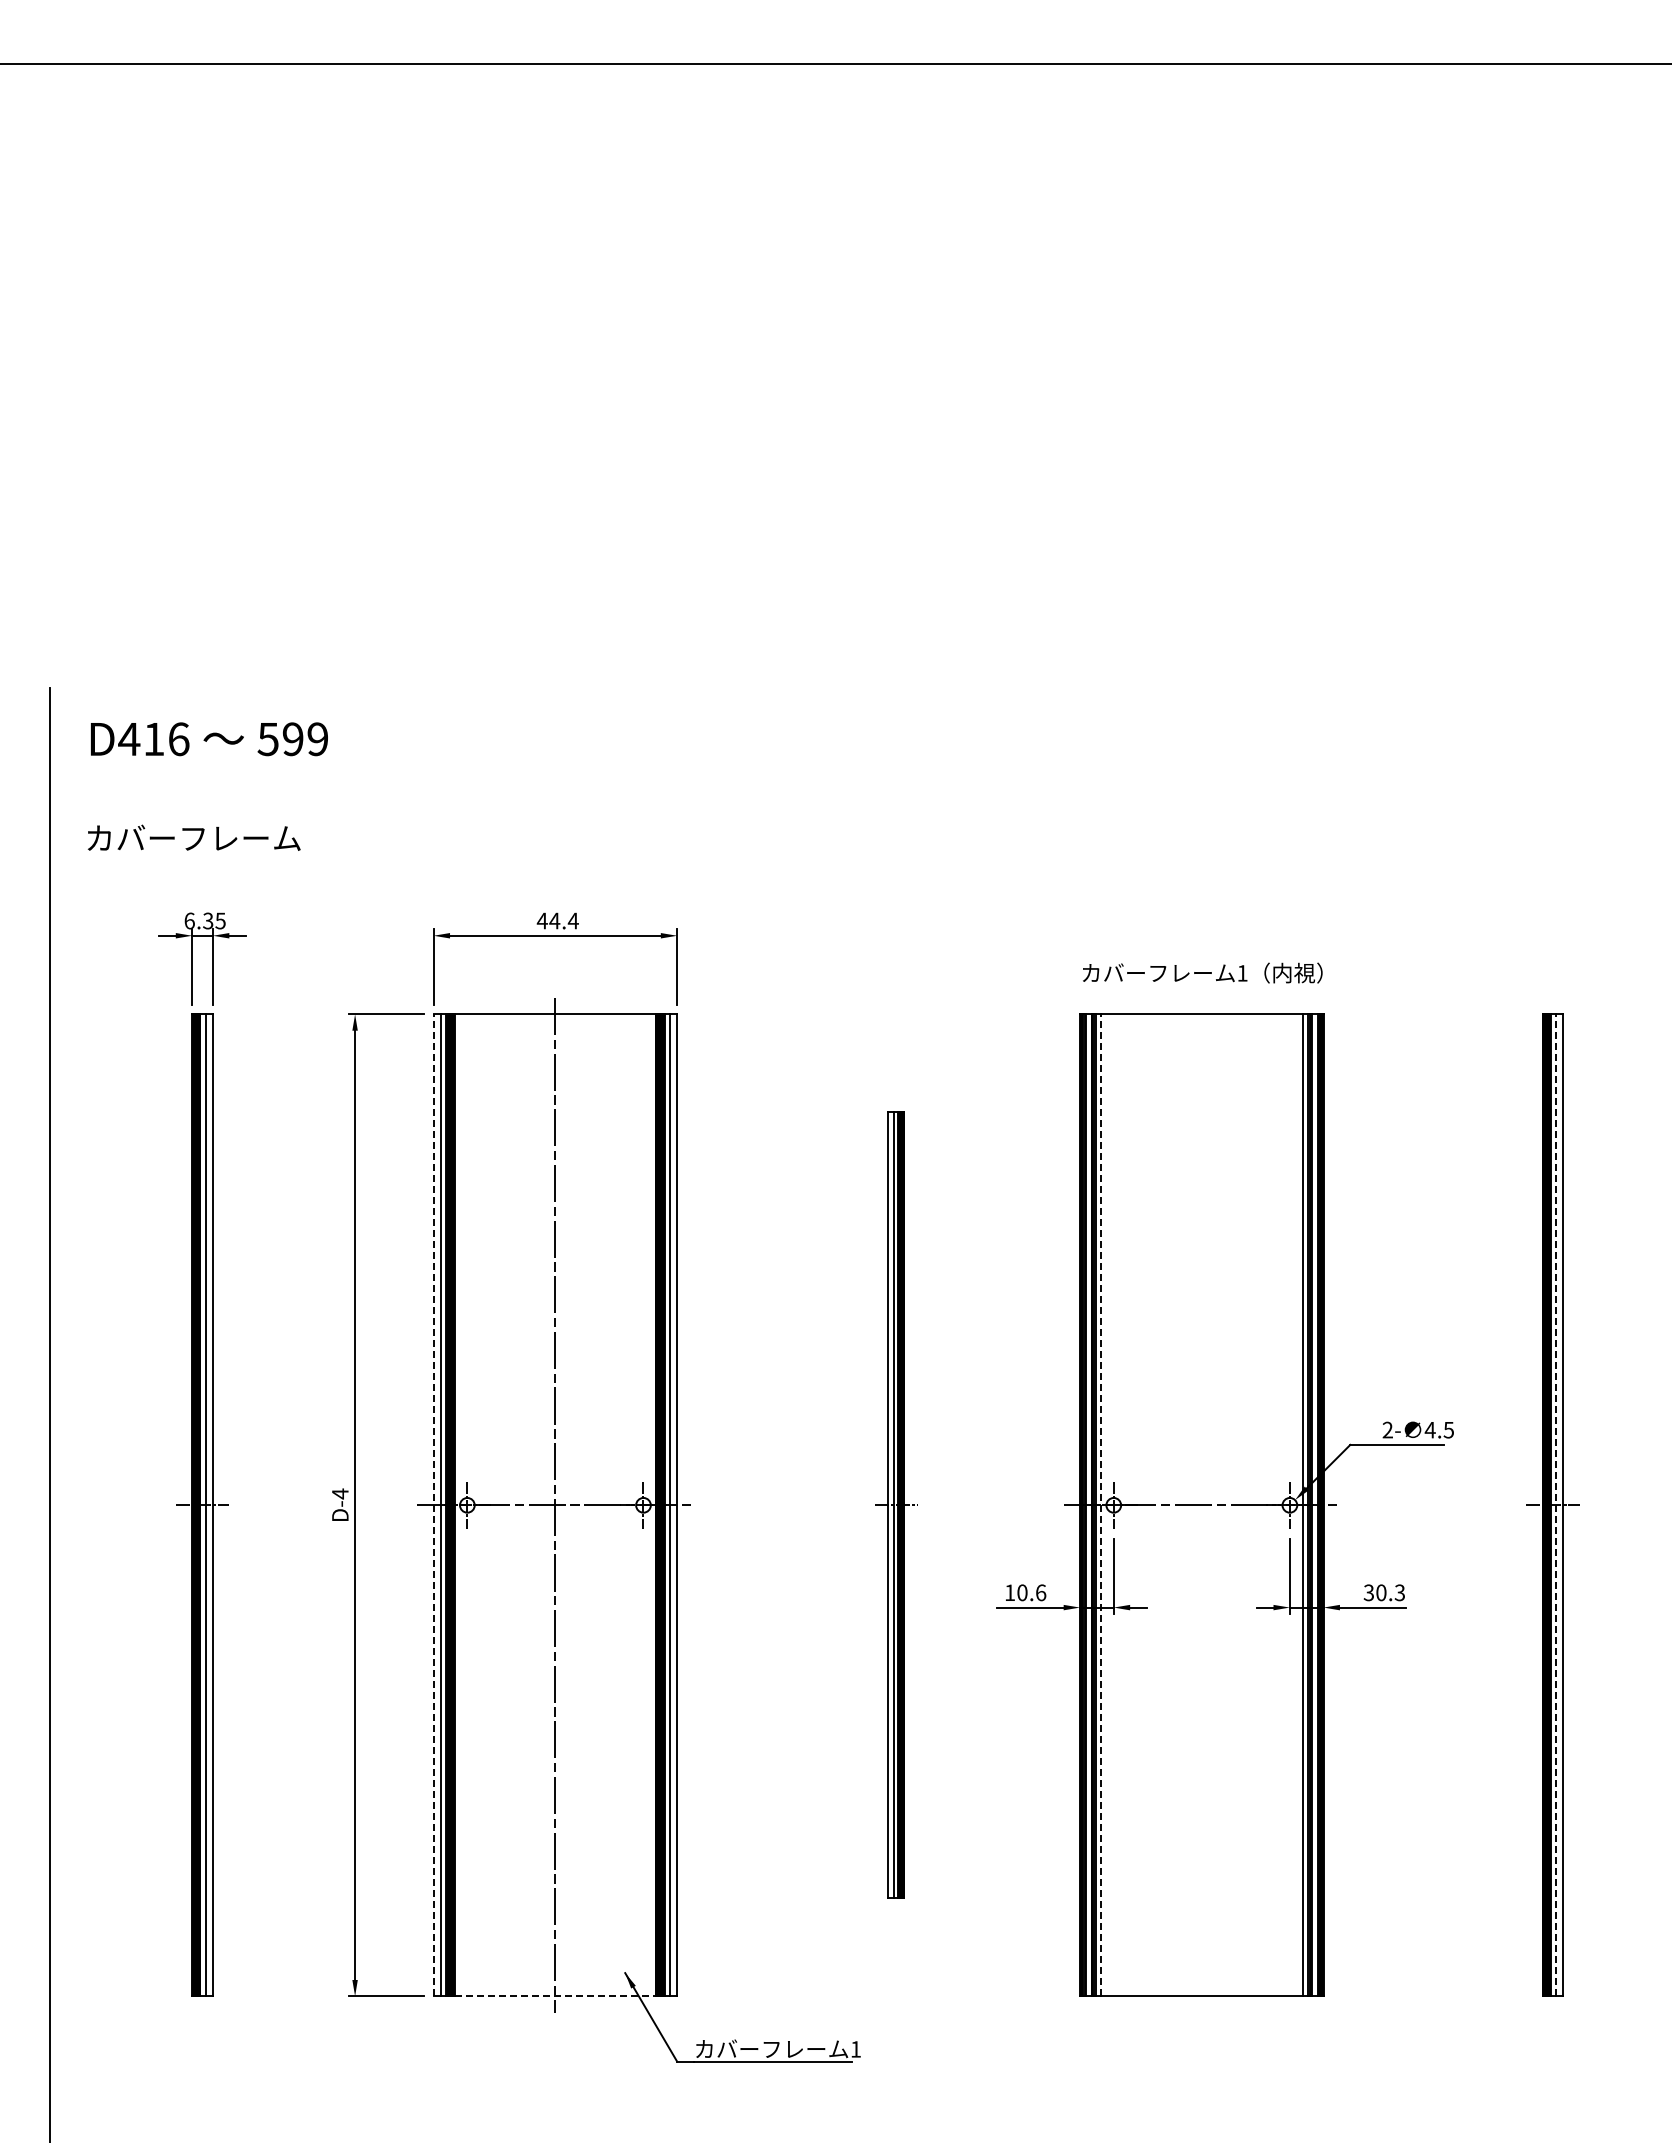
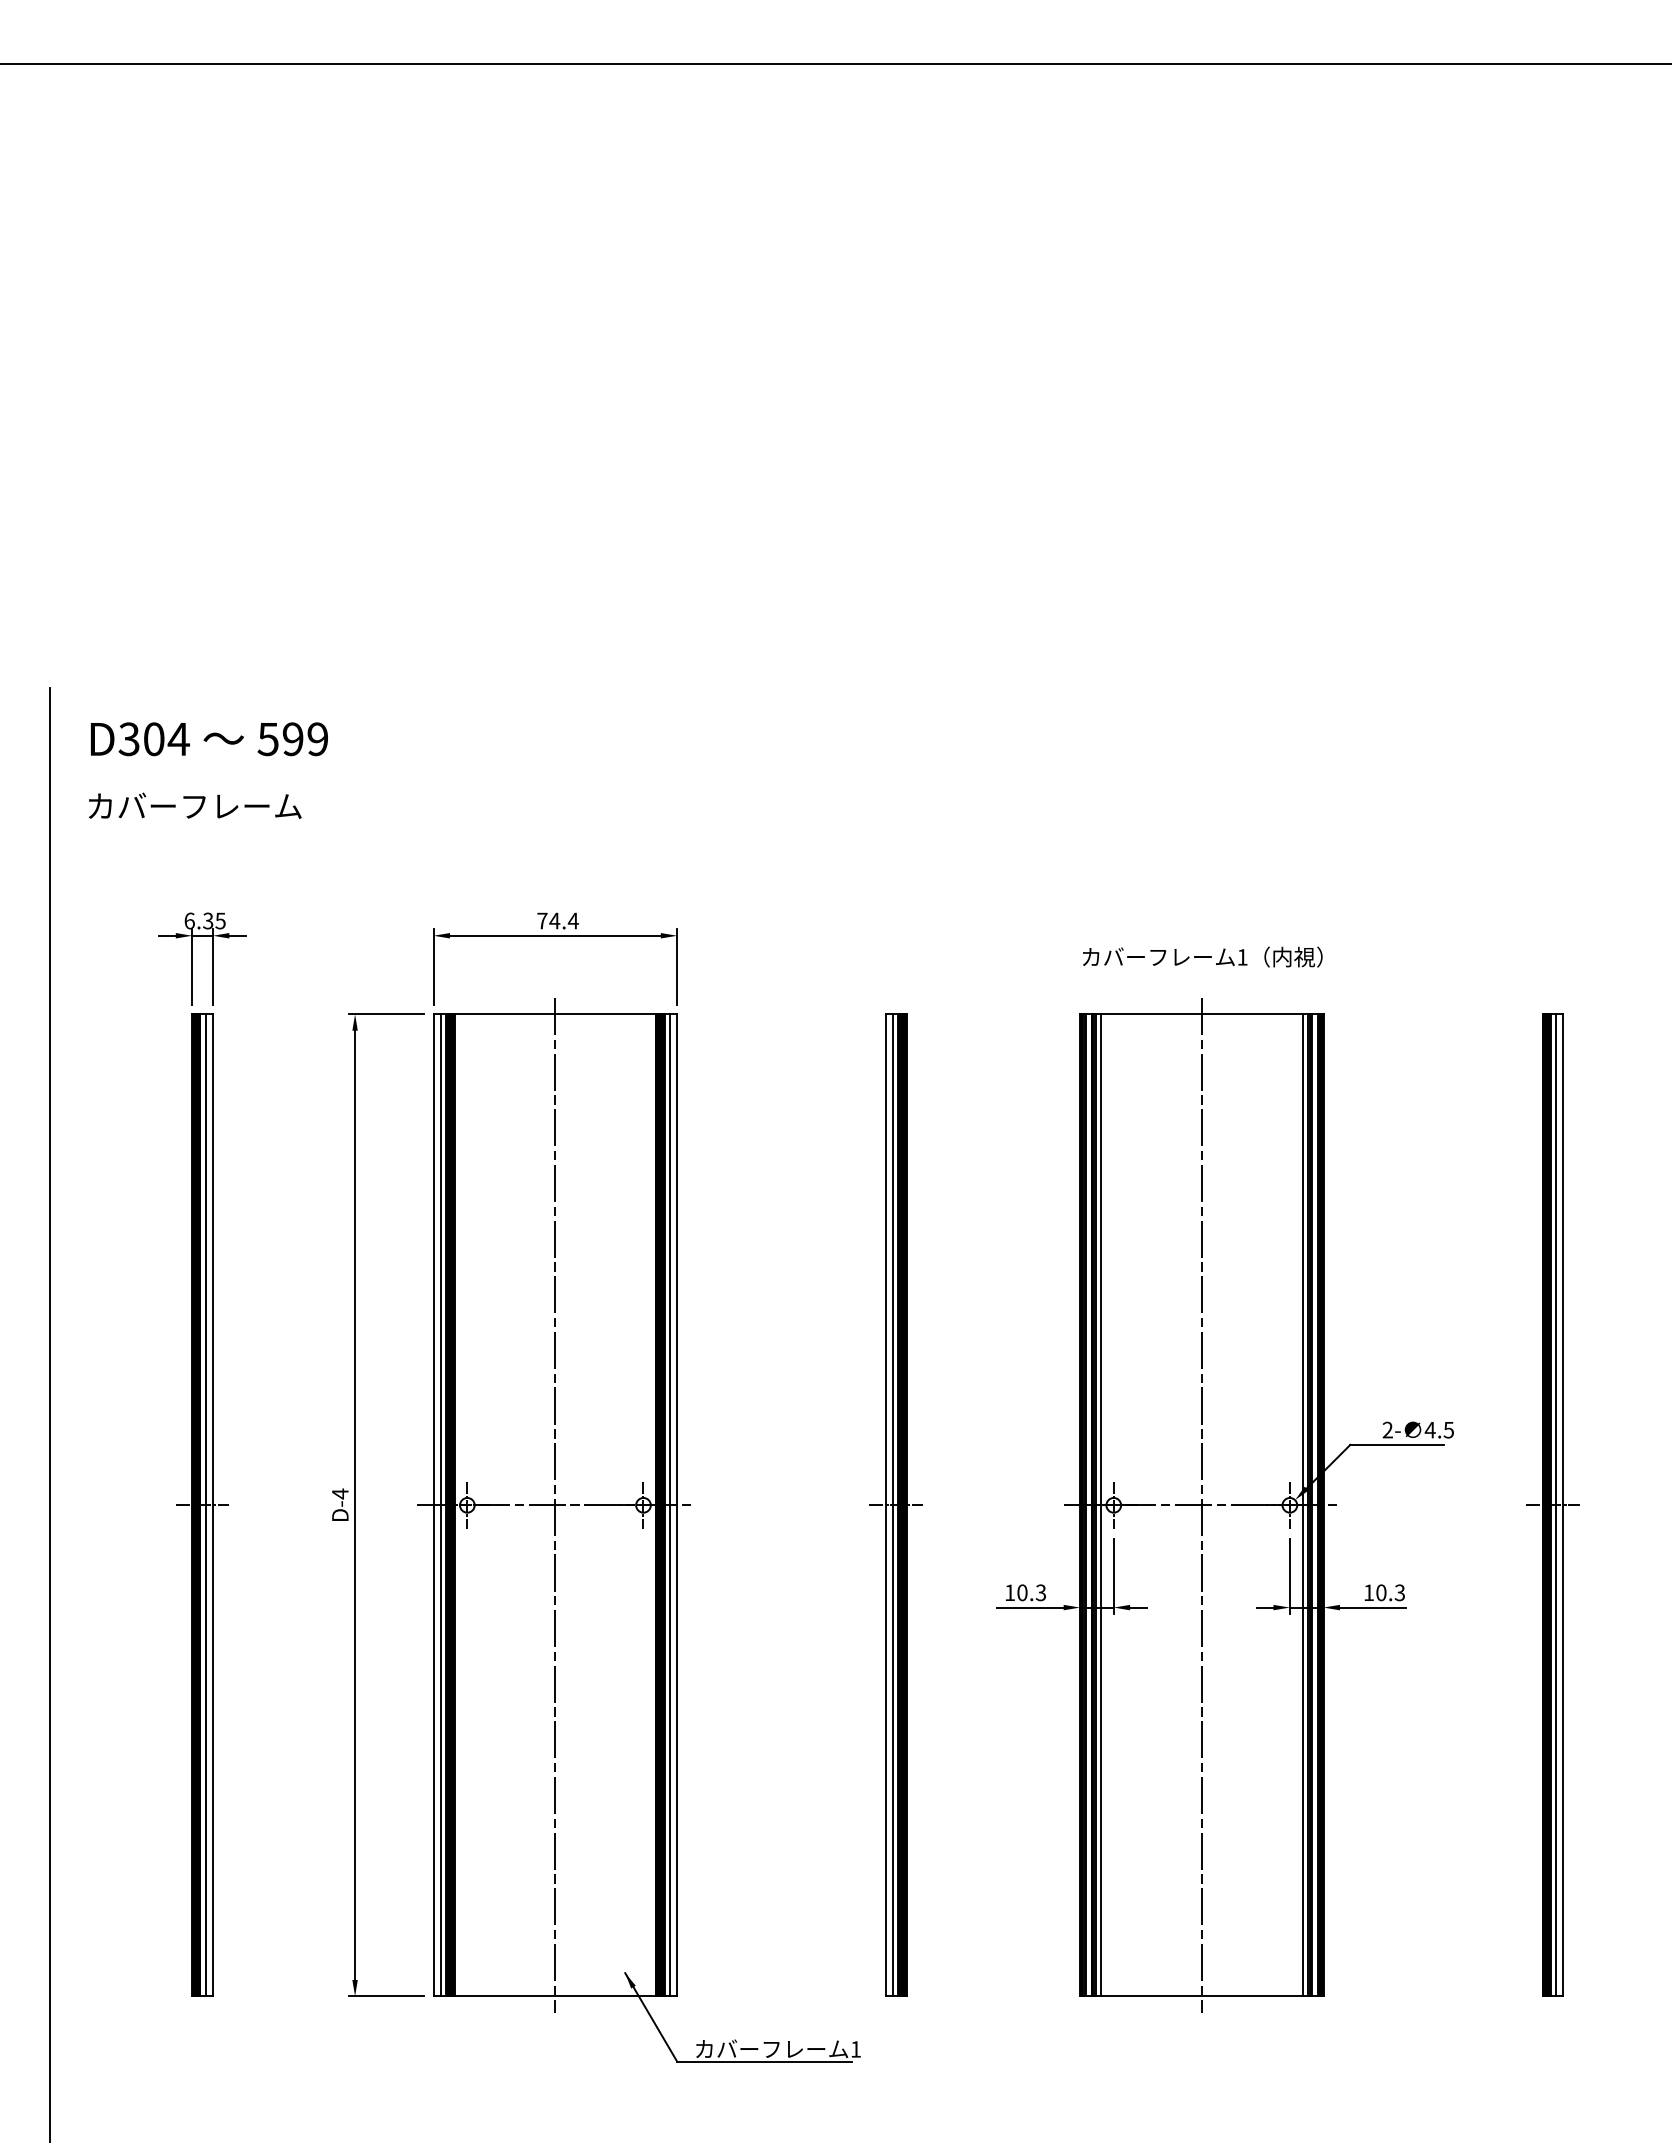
text: D416 -> D304 (153, 739)
text position: (193, 837) -> (194, 805) (194, 805)
text: 44.4 -> 74.4 (541, 920)
text position: (1202, 972) -> (1202, 956) (1202, 956)
line: dashed -> solid (433, 1504)
part size: 43x788 px -> 54x984 px (895, 1504)
line: dashed -> solid (1100, 1504)
line: none -> present (1201, 1504)
line: dashed -> solid (1556, 1504)
text: 10.6 -> 10.3 (1040, 1592)
text: 30.3 -> 10.3 (1368, 1592)
line: dashed -> solid (555, 1996)
